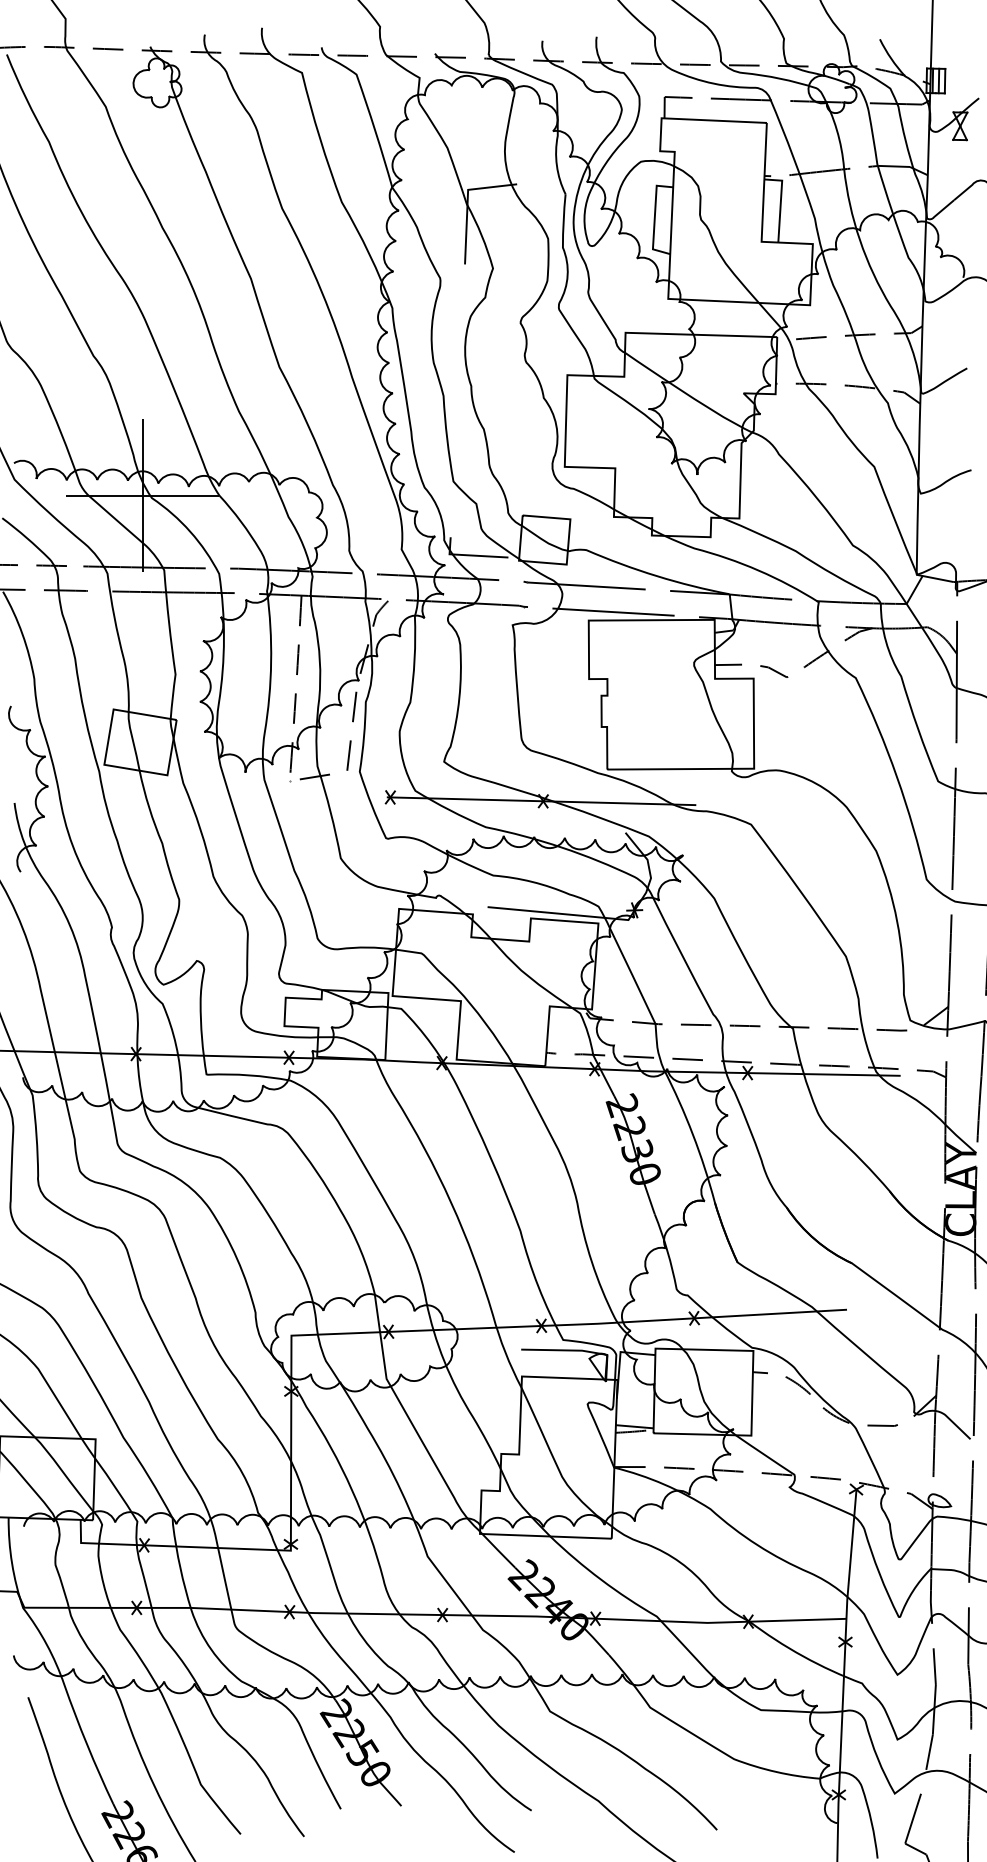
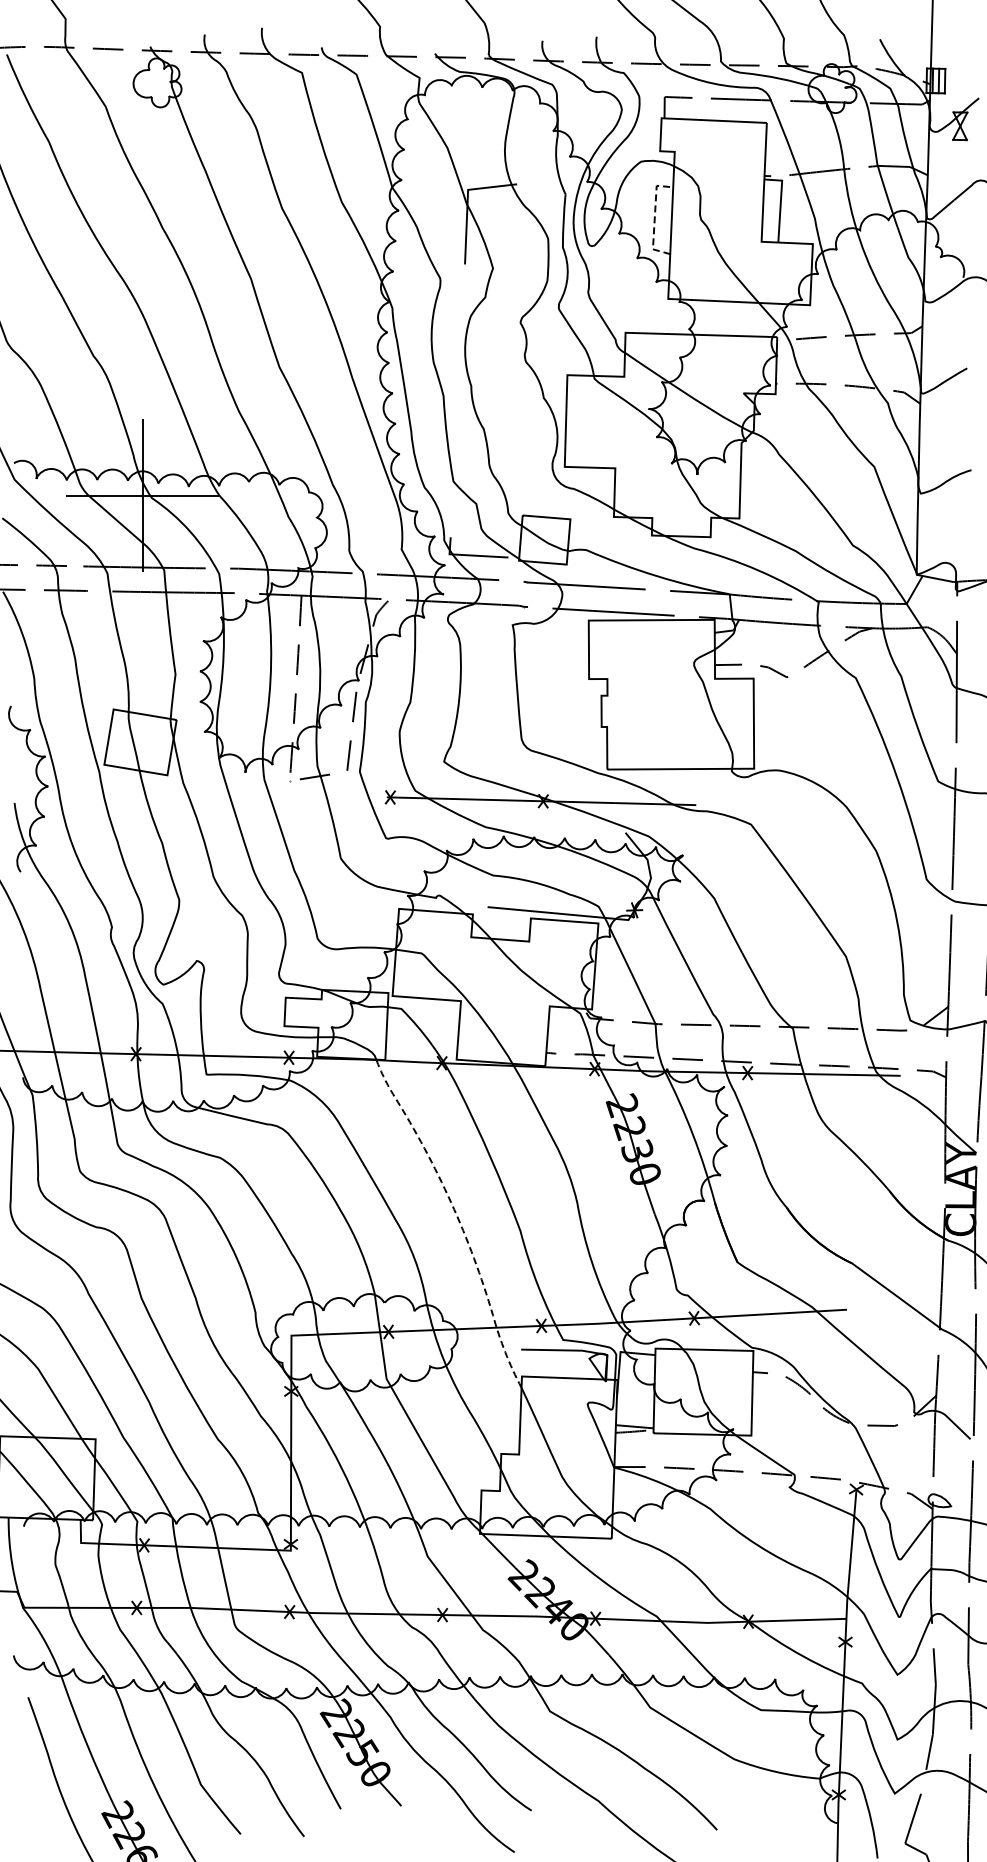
line: solid -> dashed (654, 217)
line: solid -> dashed (457, 1217)
